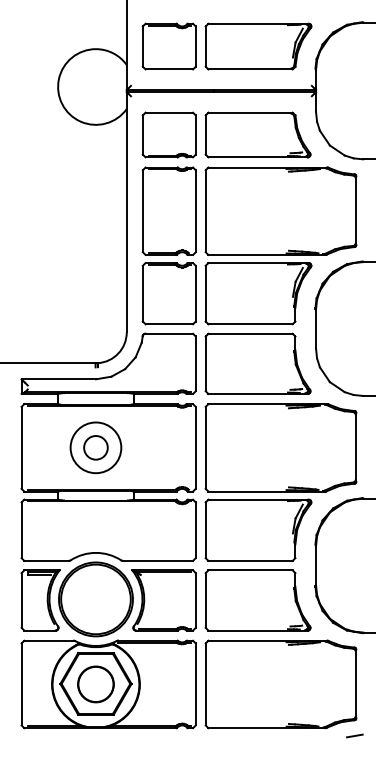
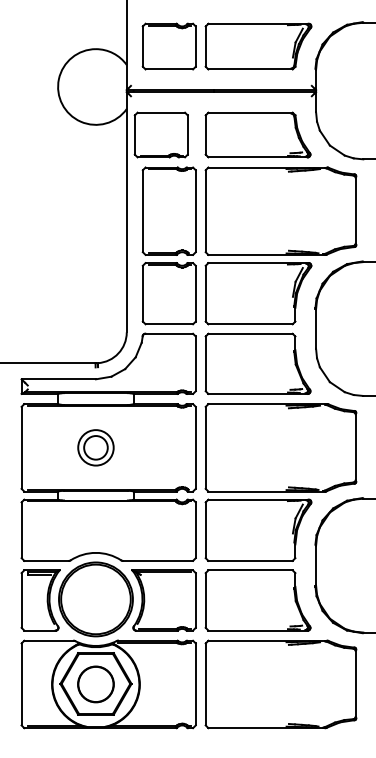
part position: (168, 134) -> (160, 134) (160, 134)
circle diameter: 51 px -> 35 px (95, 447)
line: present -> none (354, 735)
